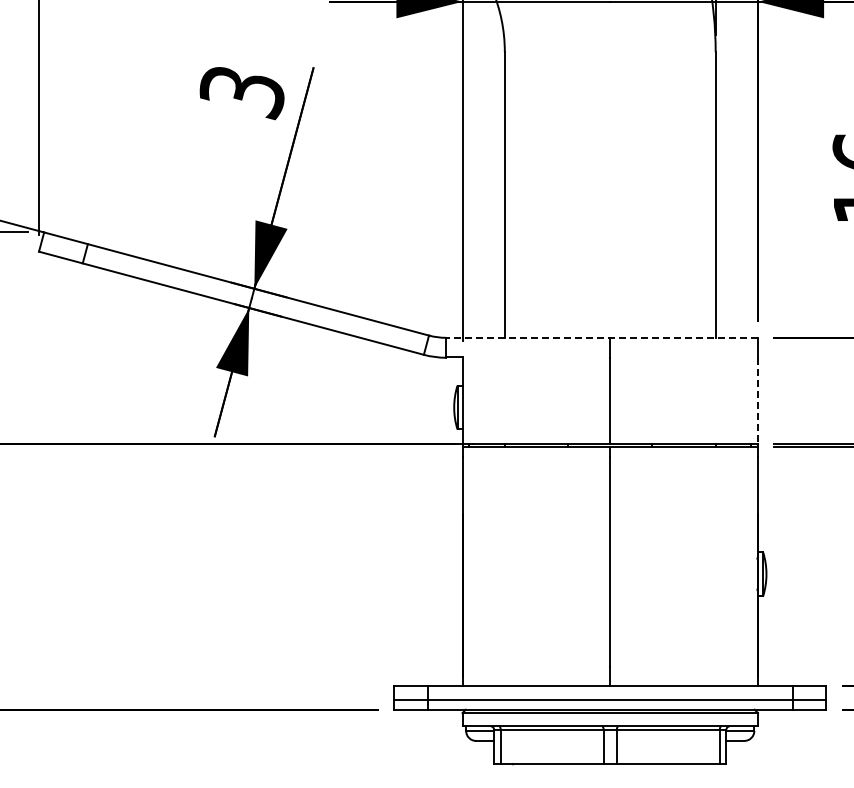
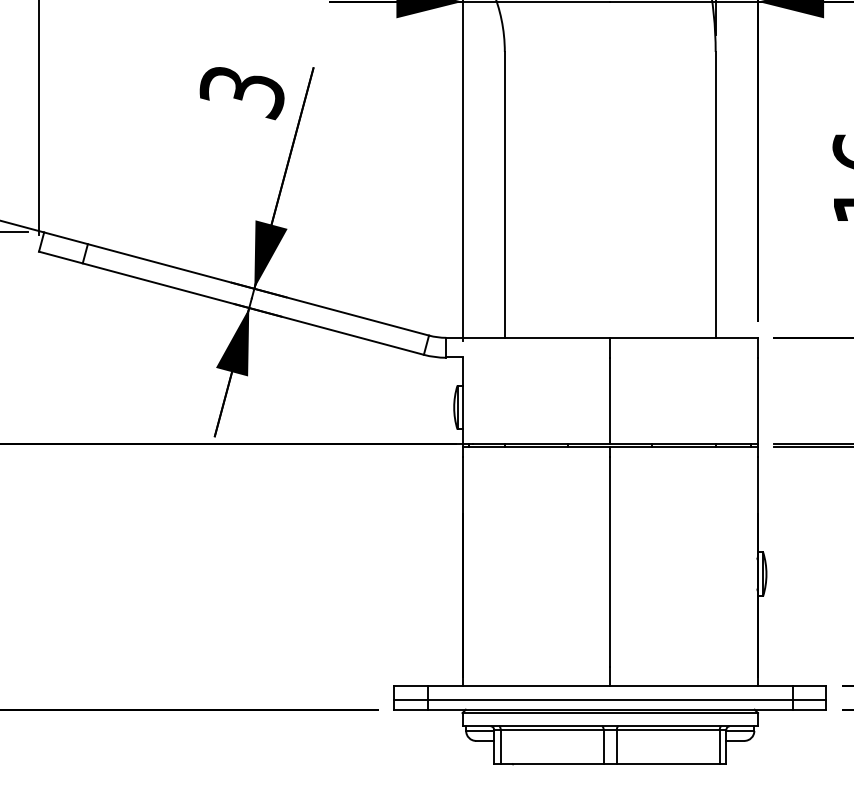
line: dashed -> solid (601, 337)
line: dashed -> solid (757, 401)
